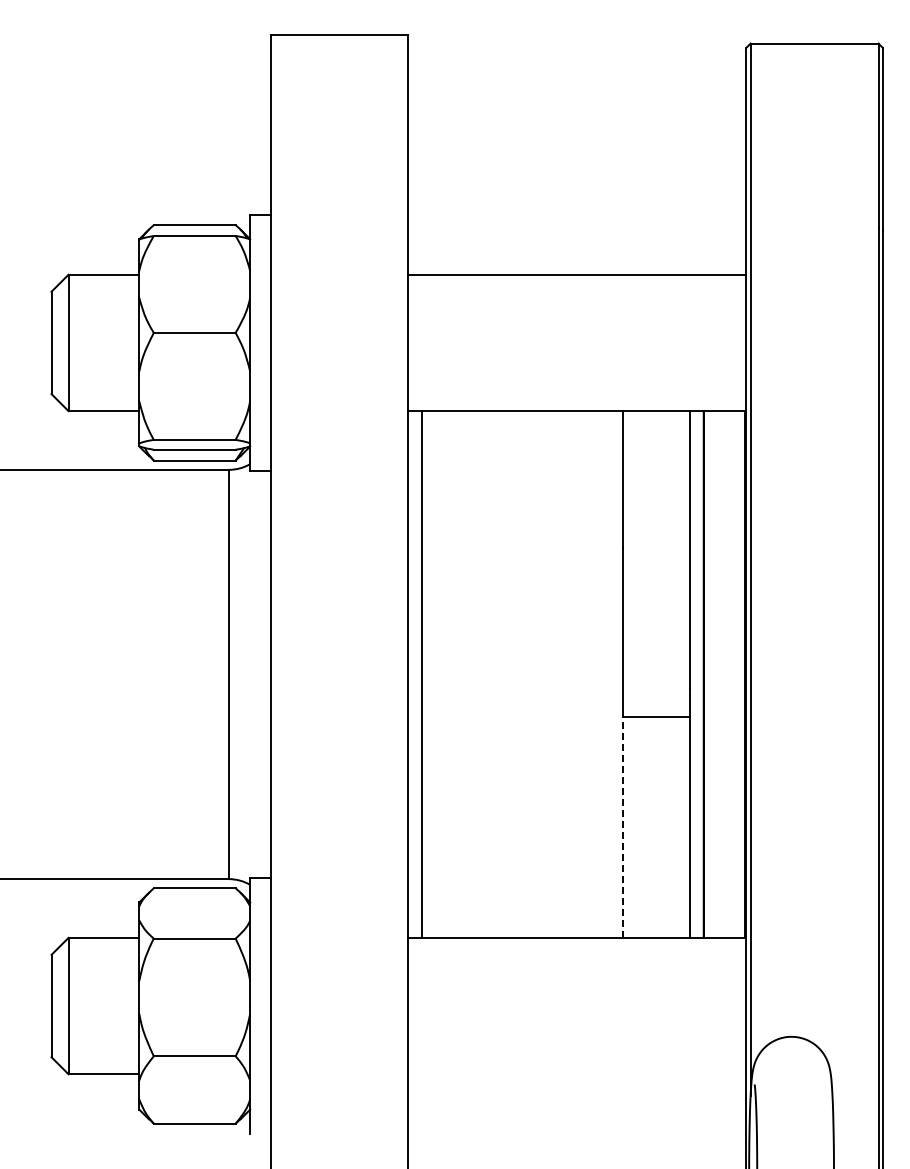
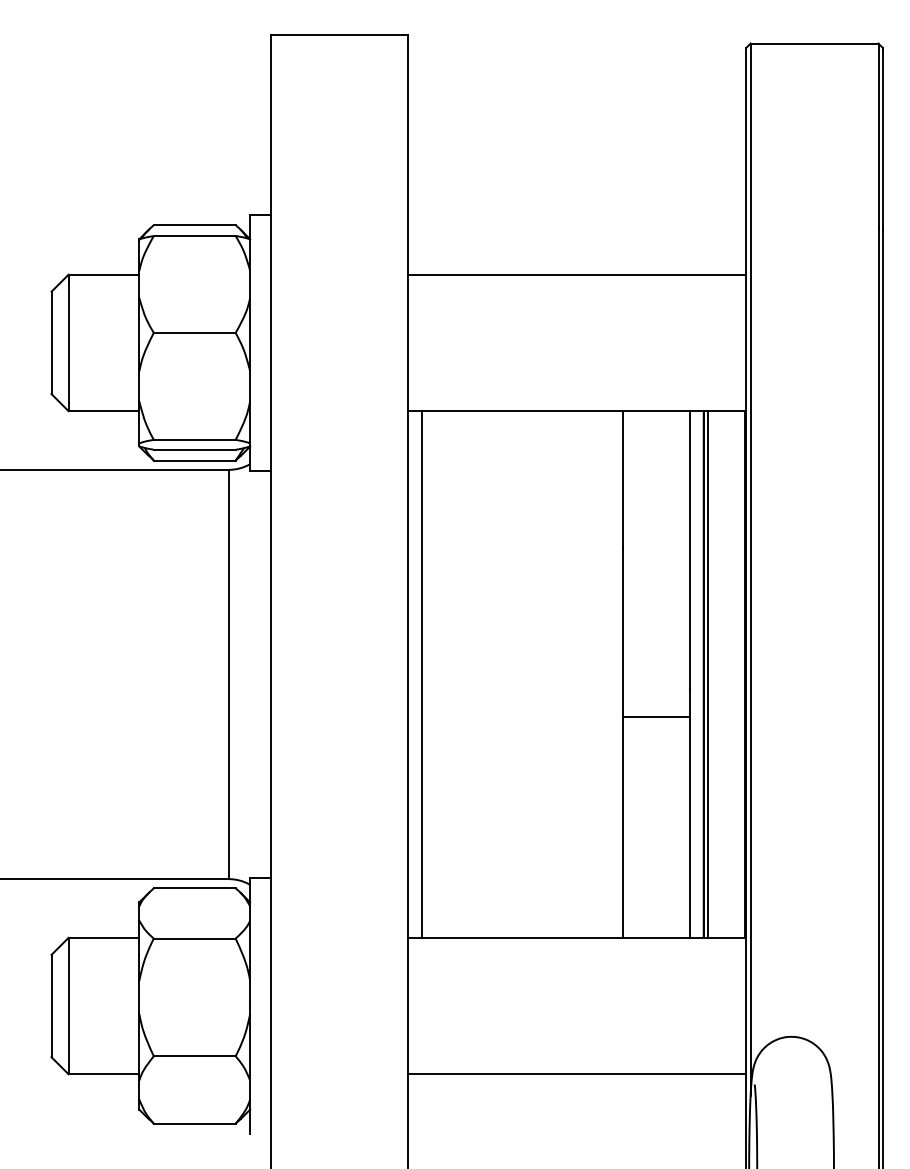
line: none -> present (707, 674)
line: dashed -> solid (622, 827)
line: none -> present (576, 1074)
